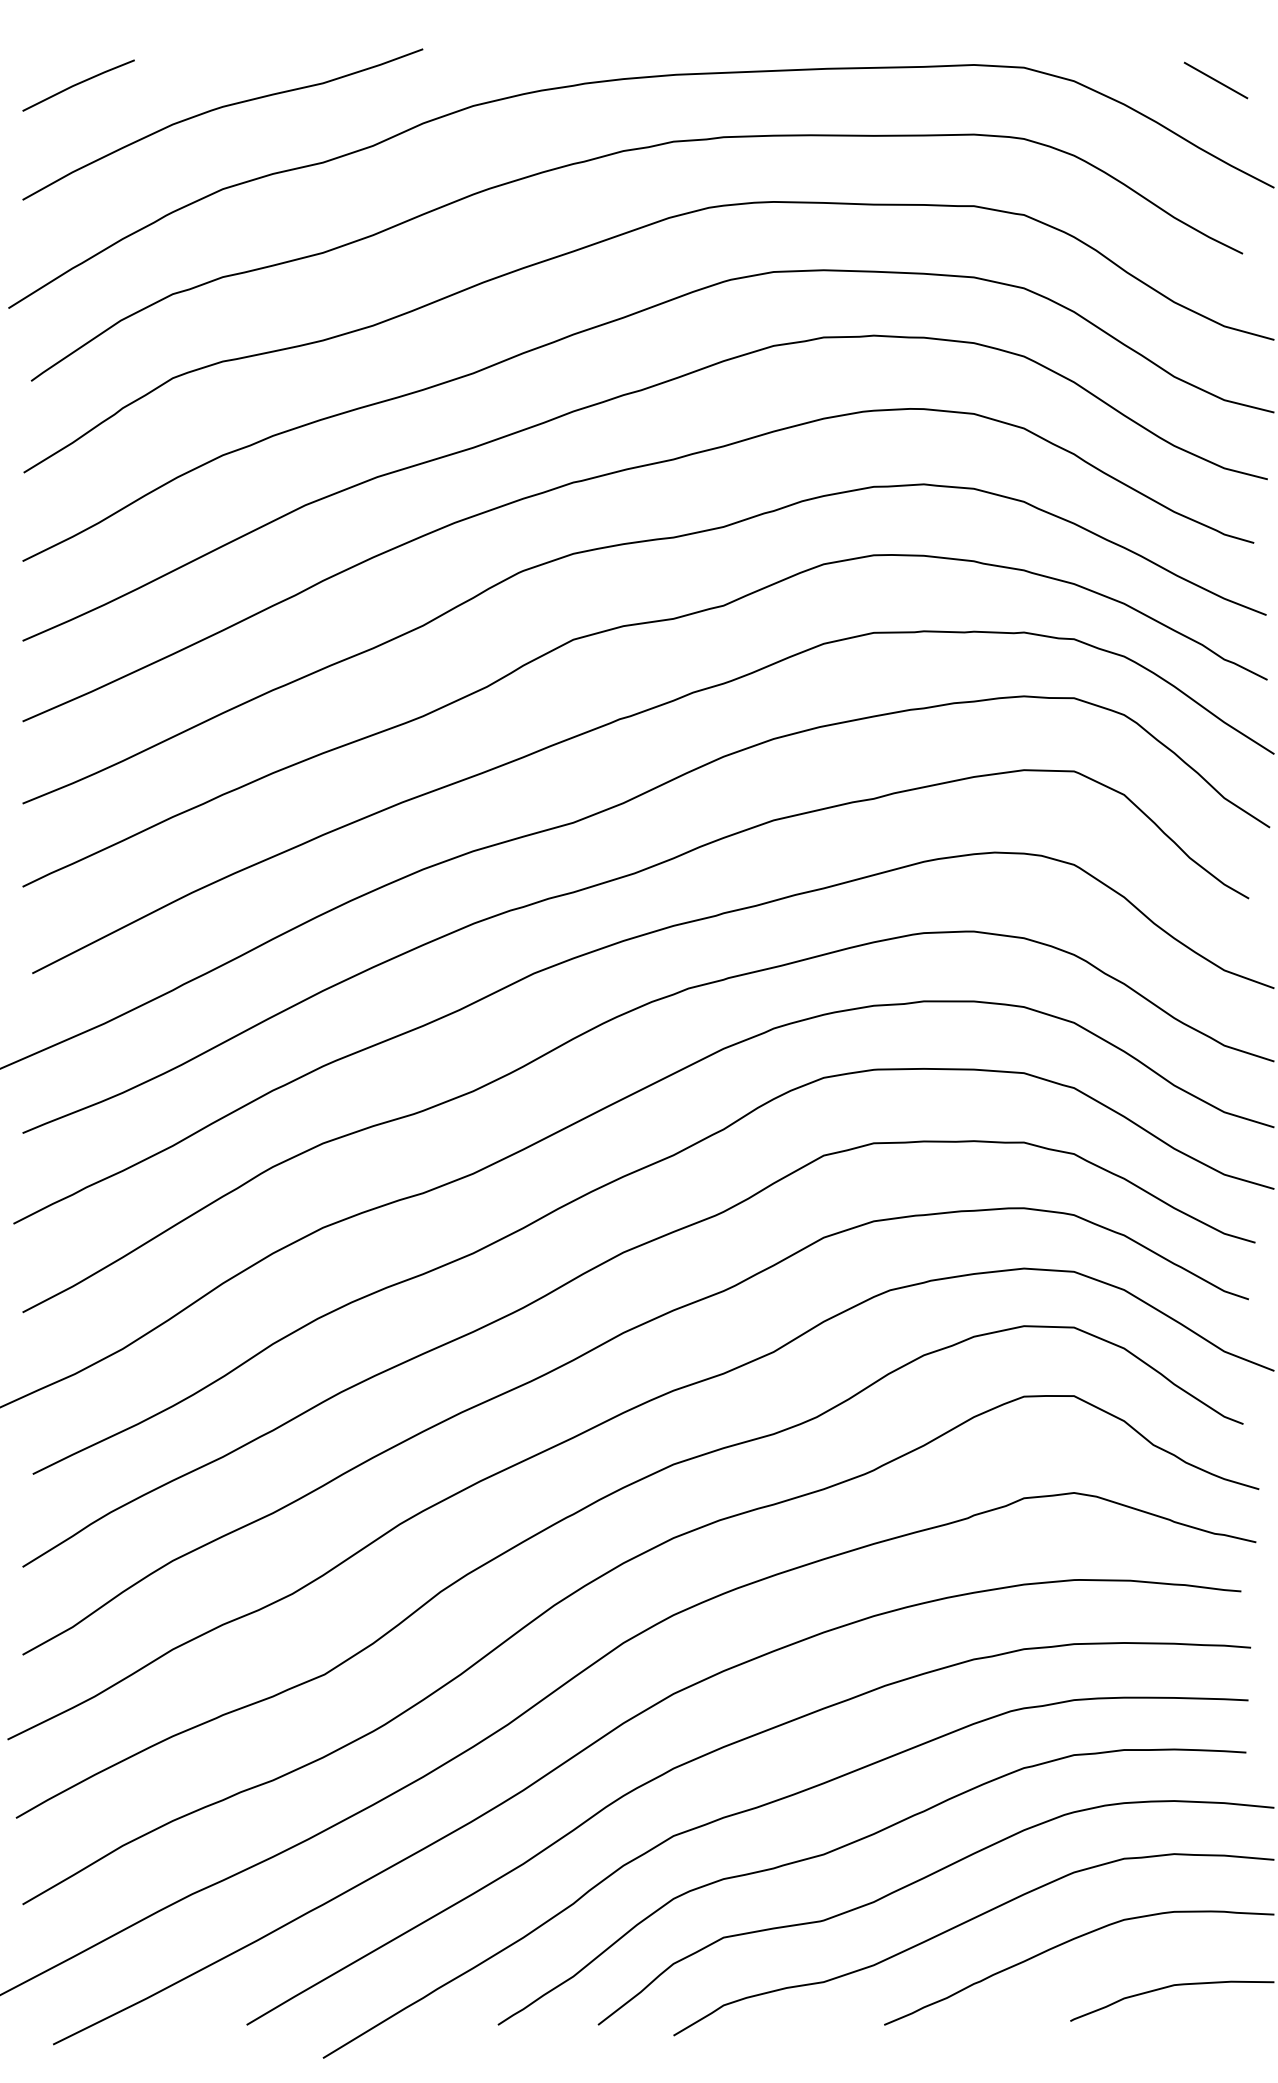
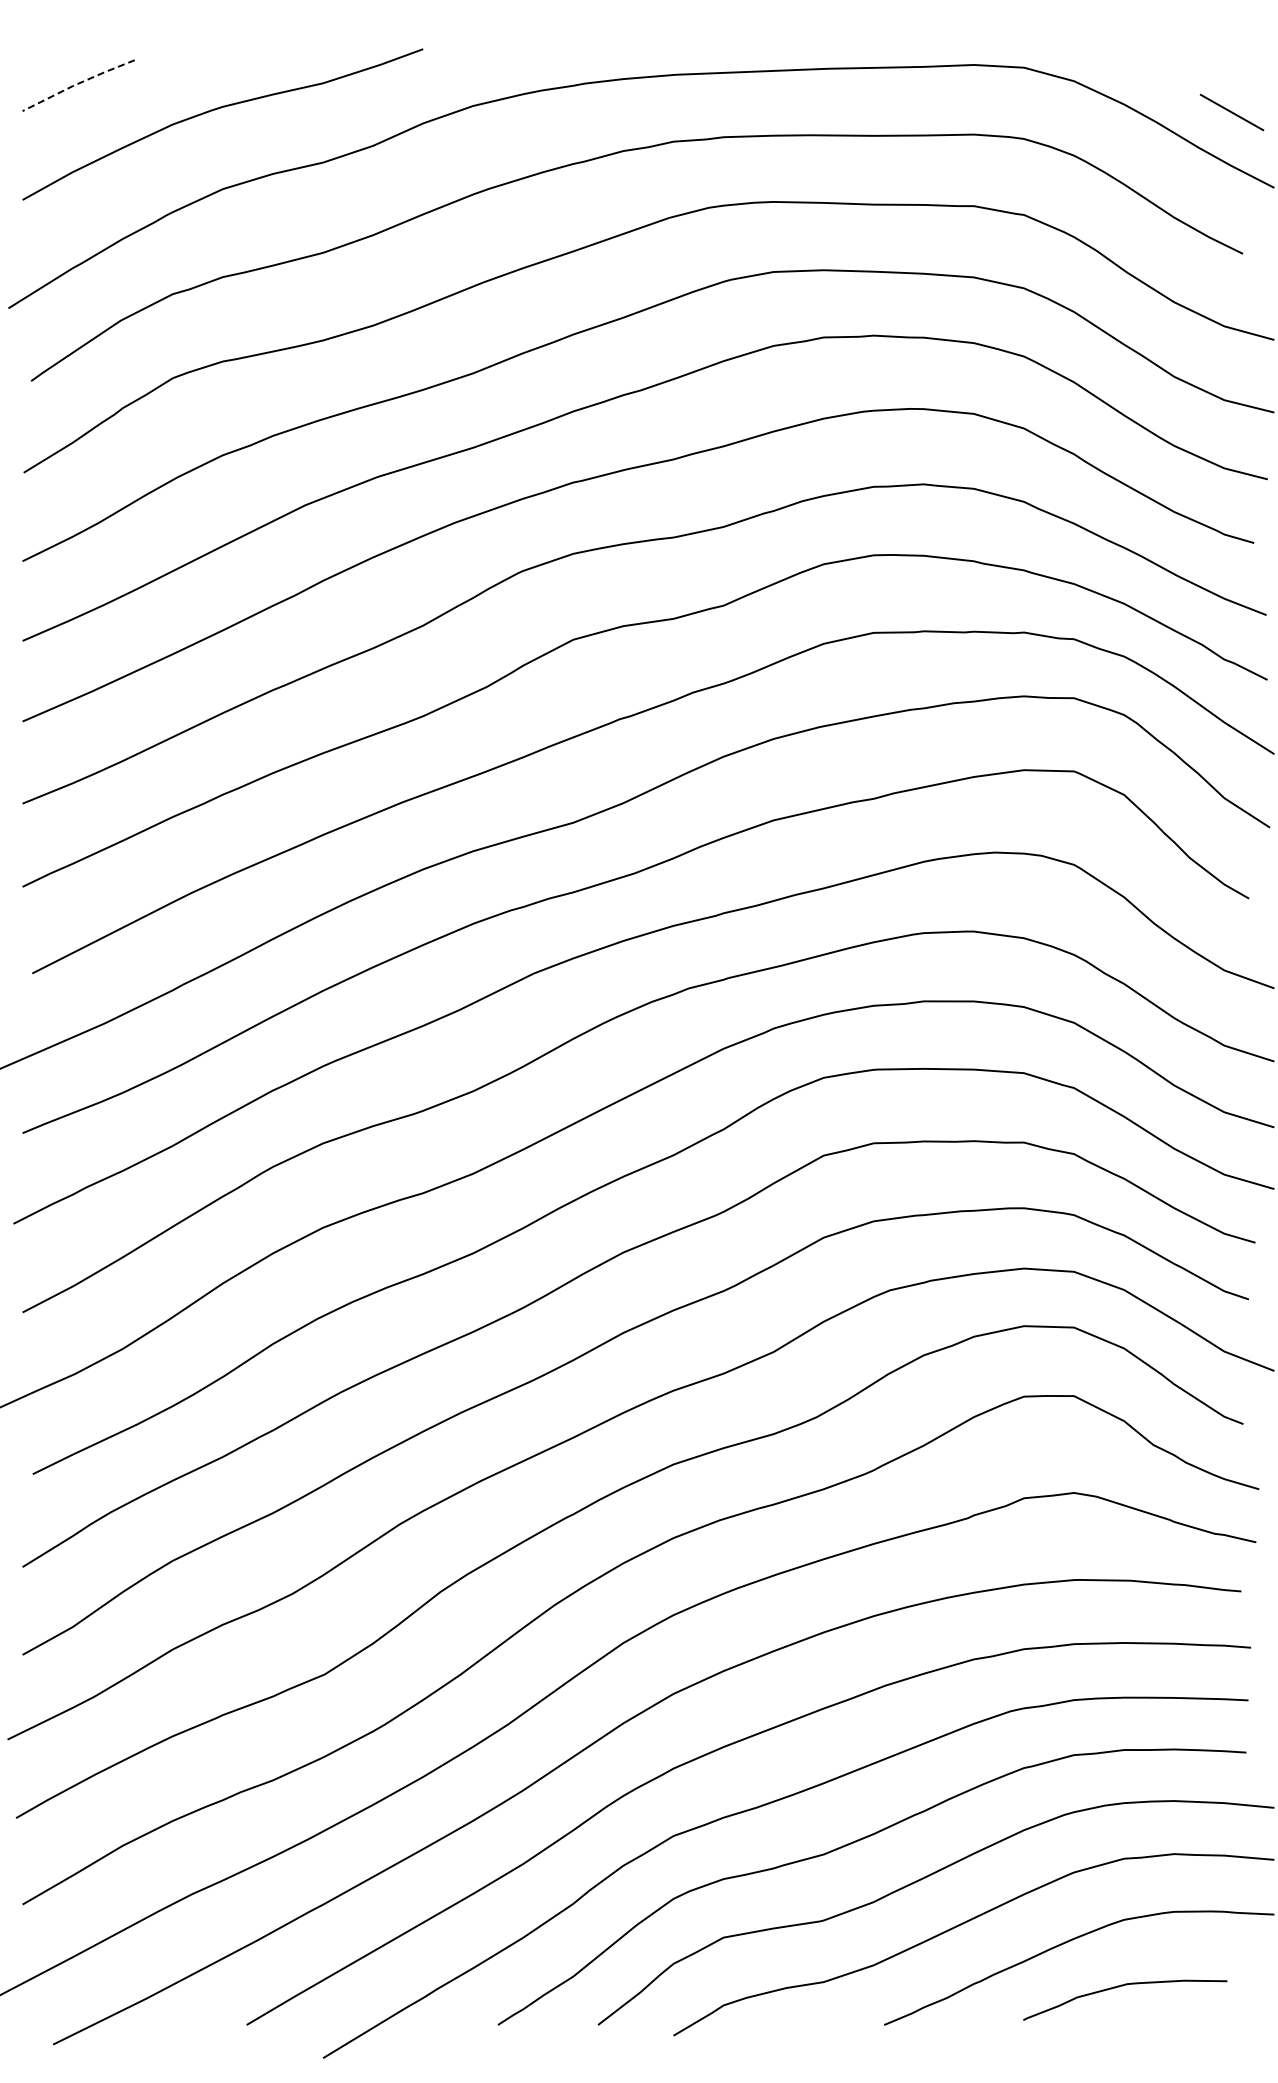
line position: (1215, 80) -> (1231, 112) (1231, 112)
line: solid -> dashed (78, 83)
curve position: (1170, 1987) -> (1123, 1986) (1123, 1986)
